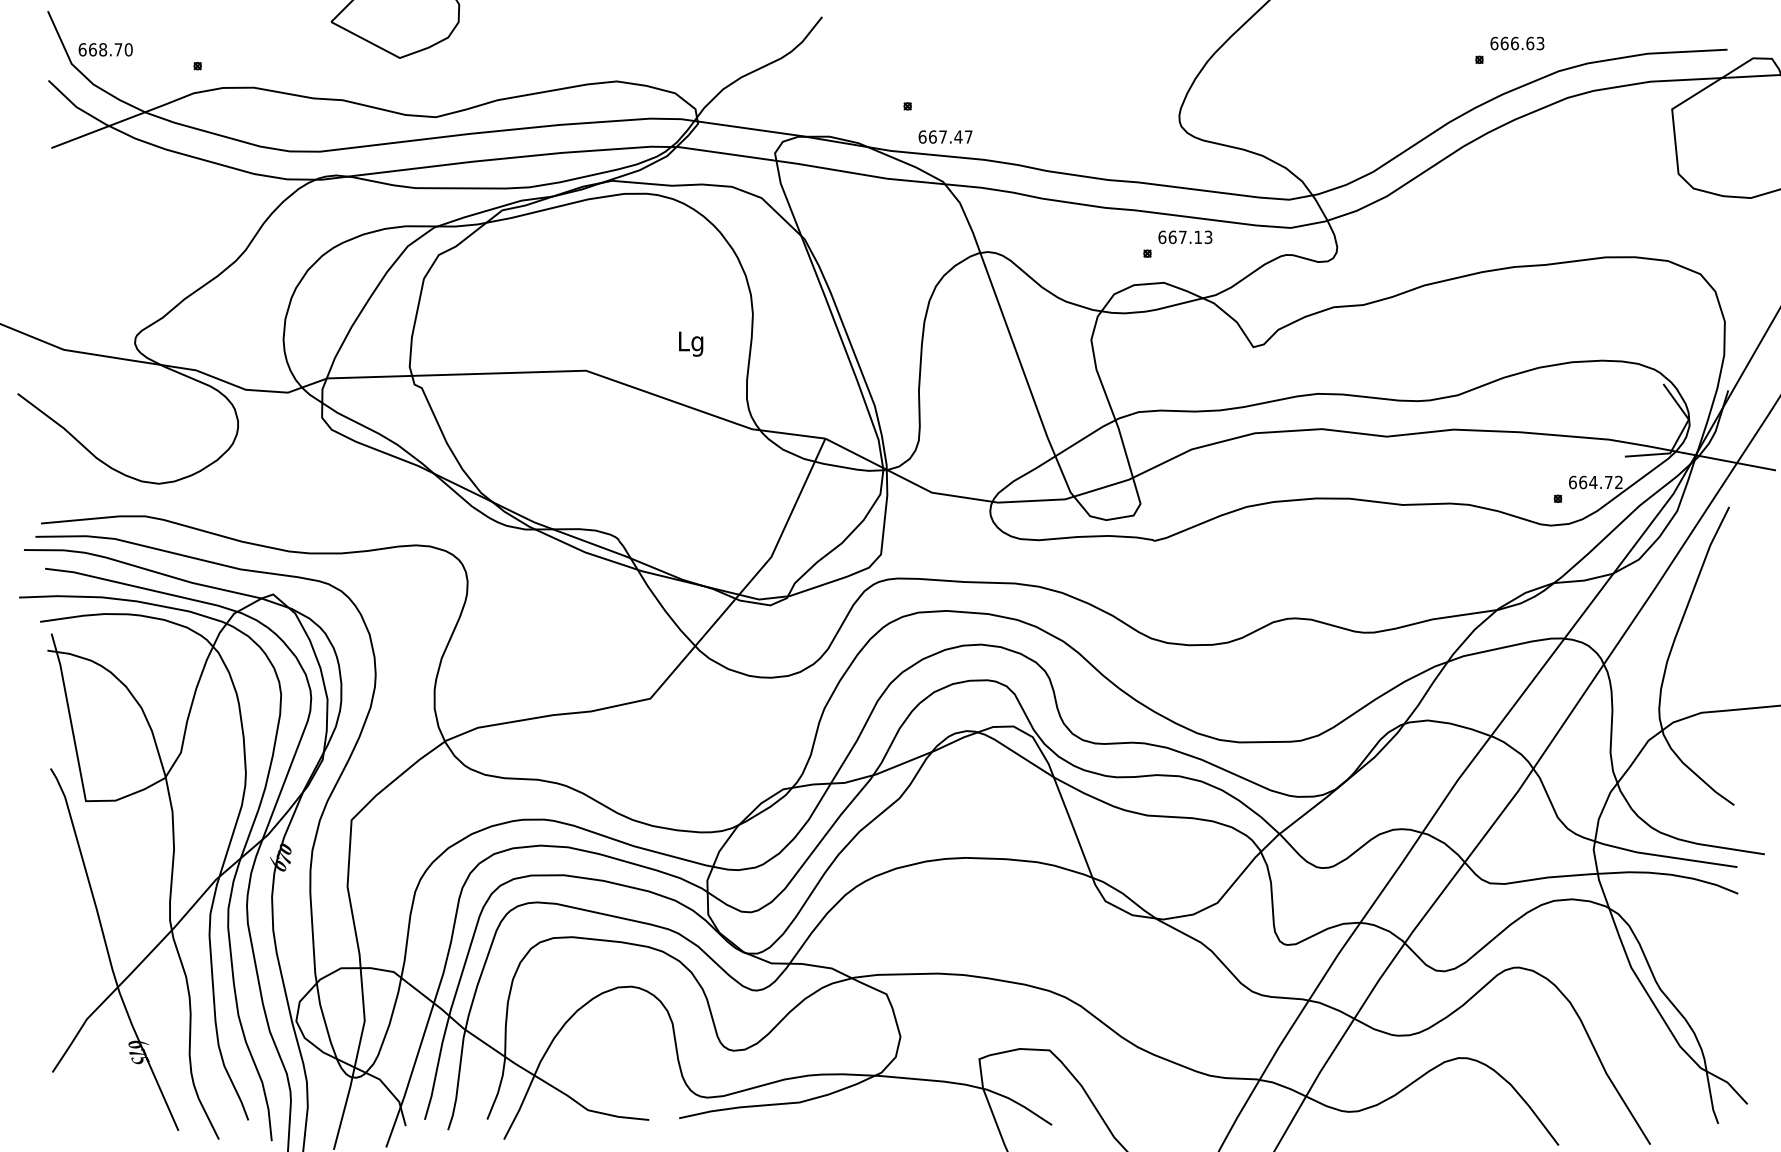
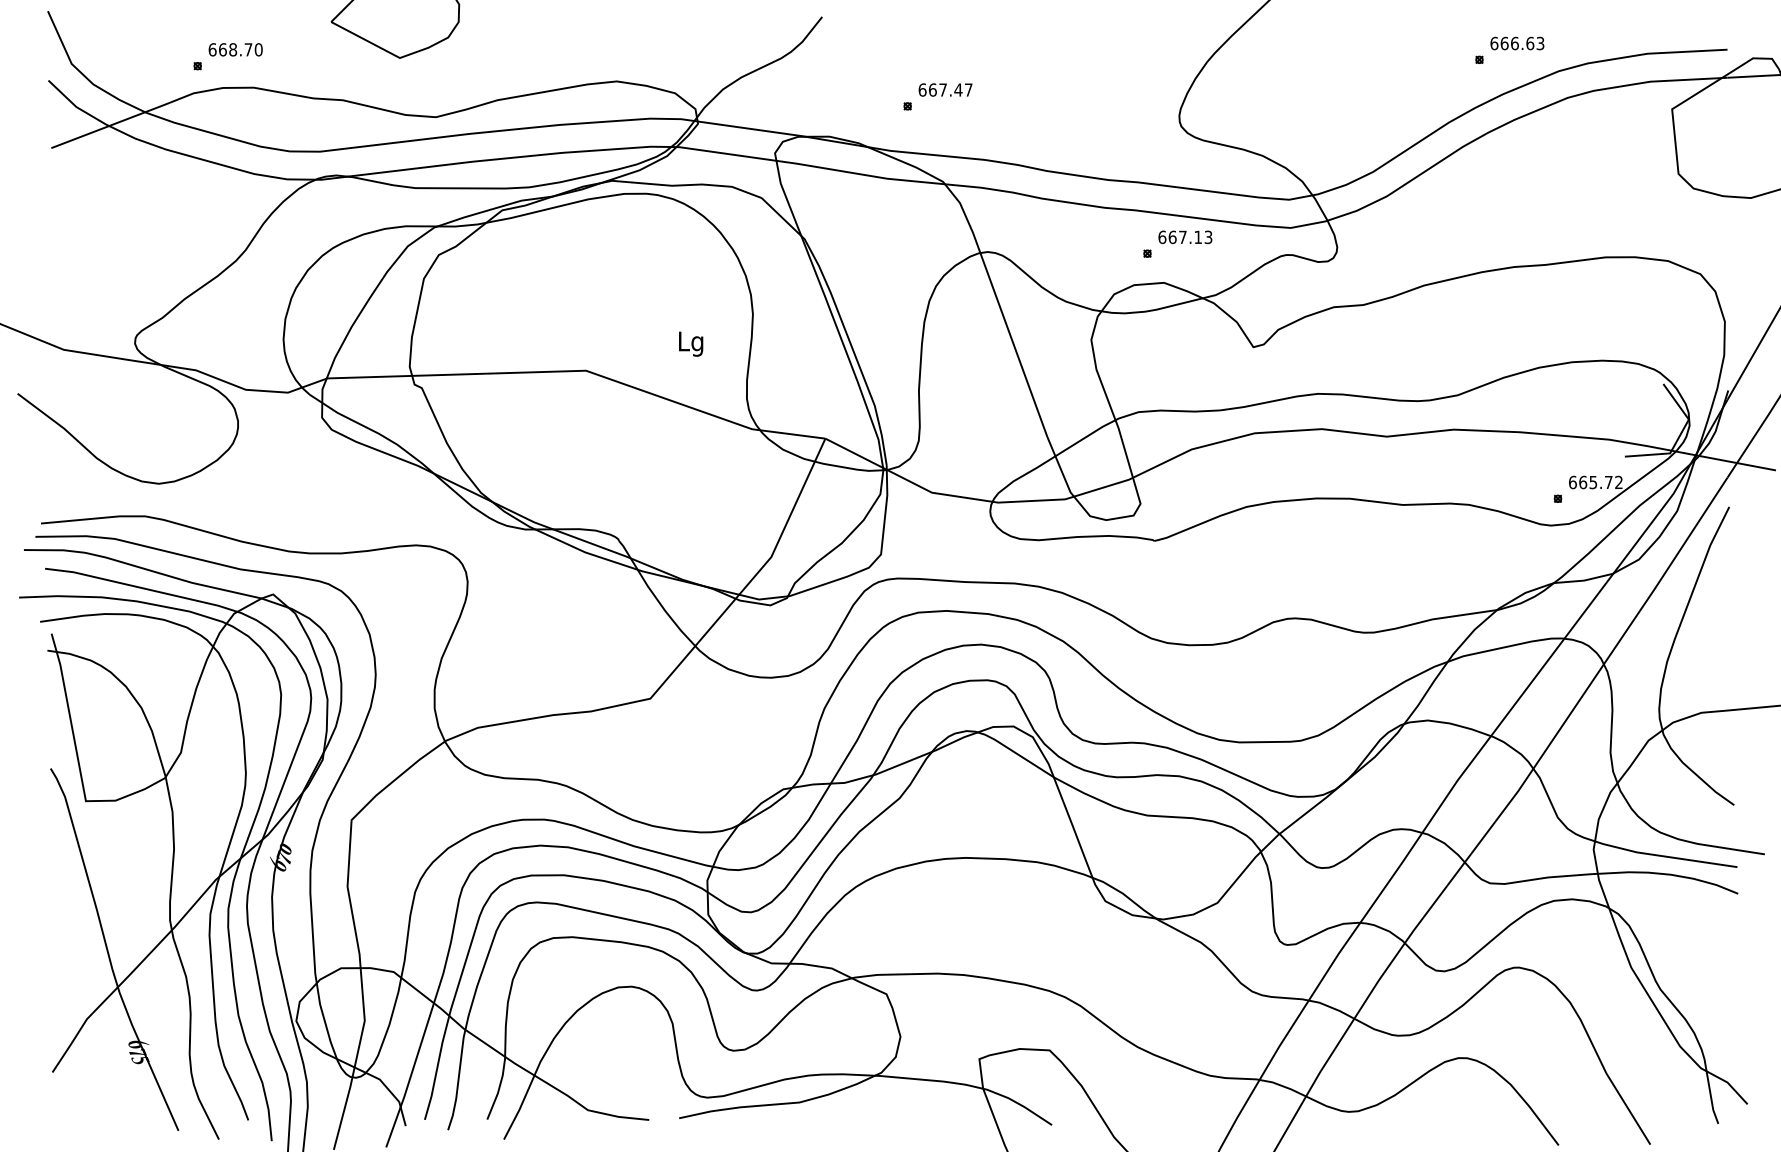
text position: (105, 49) -> (235, 49) (235, 49)
text position: (945, 136) -> (945, 89) (945, 89)
text: 664.72 -> 665.72 (1593, 482)
